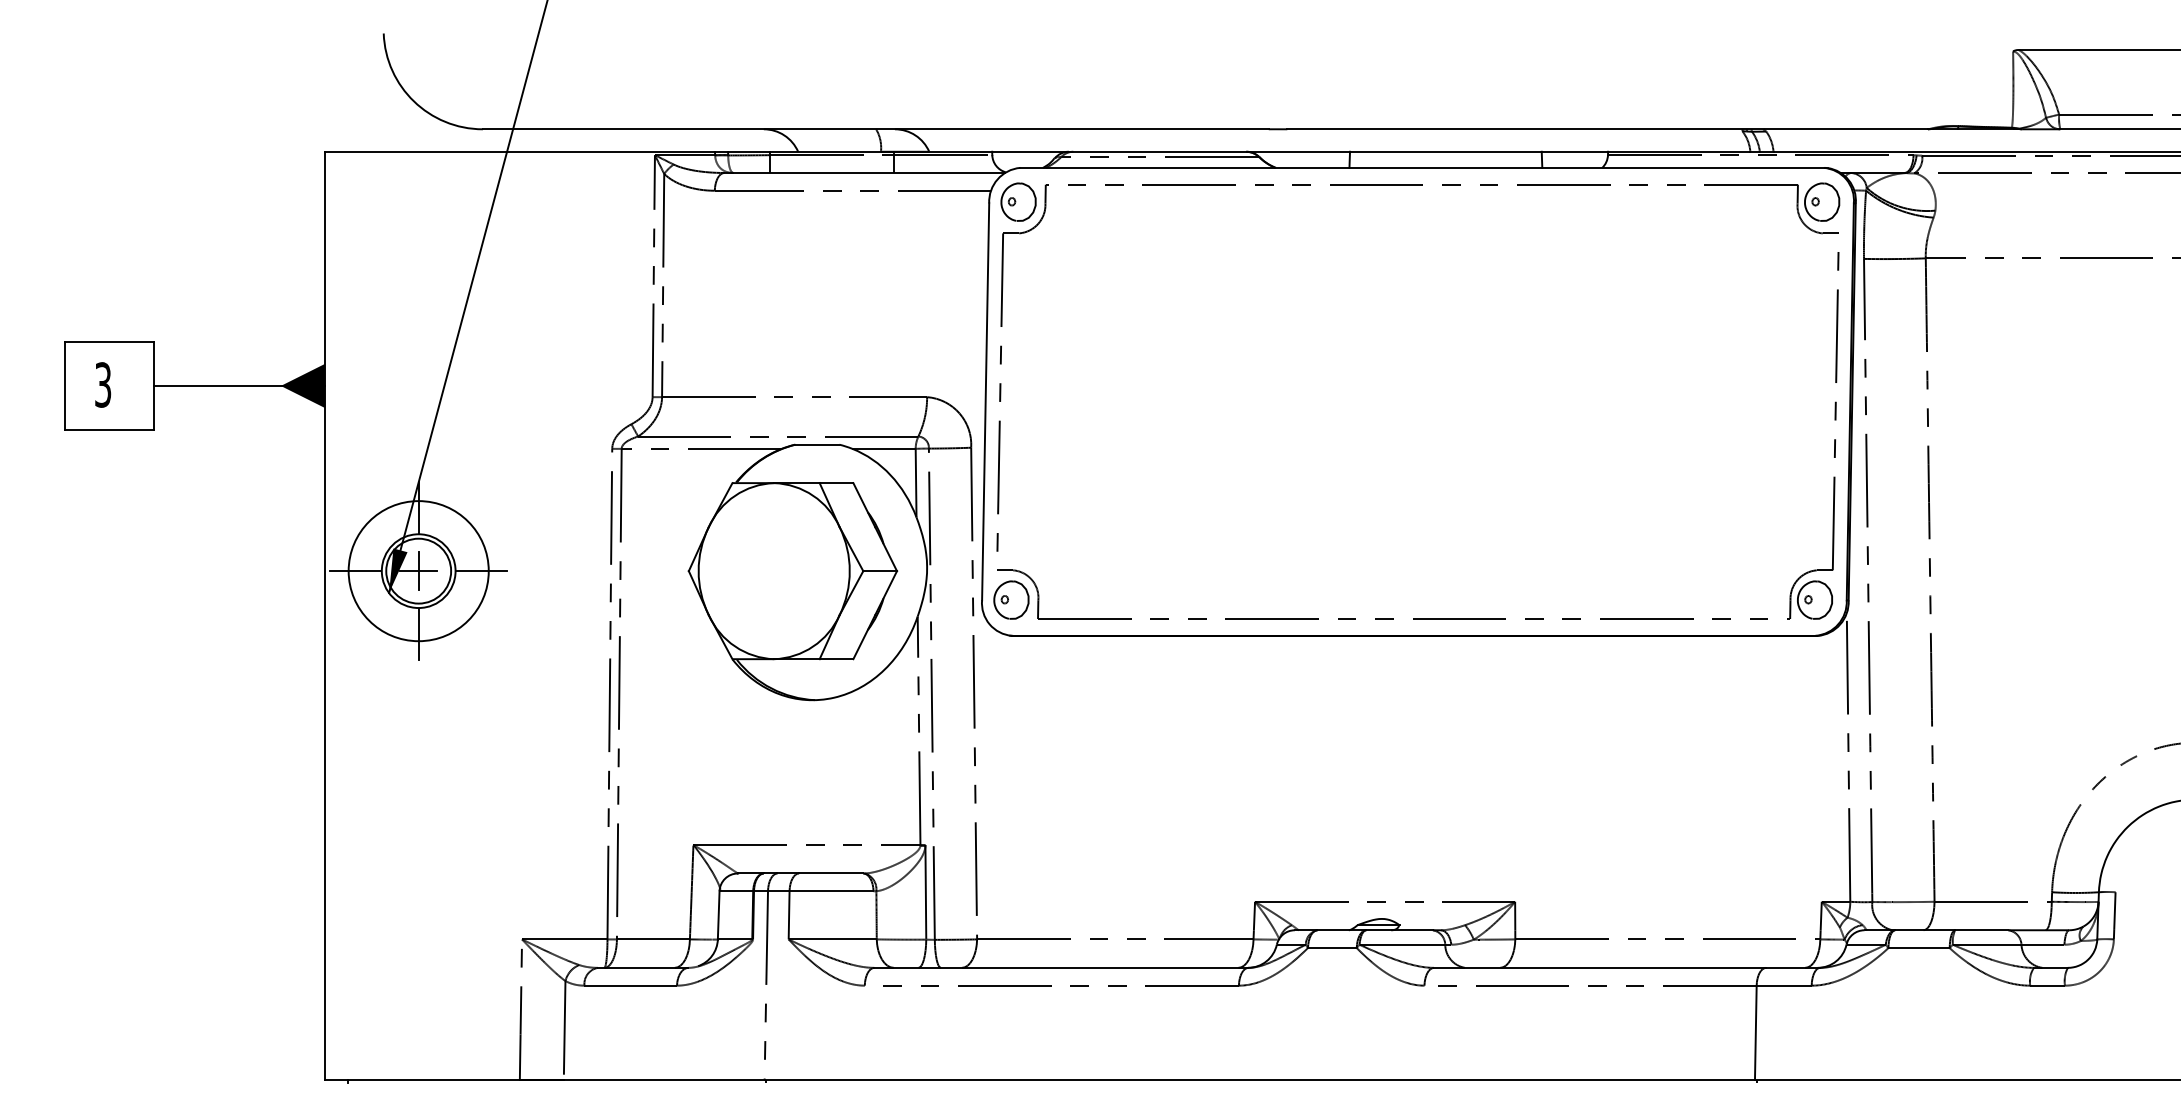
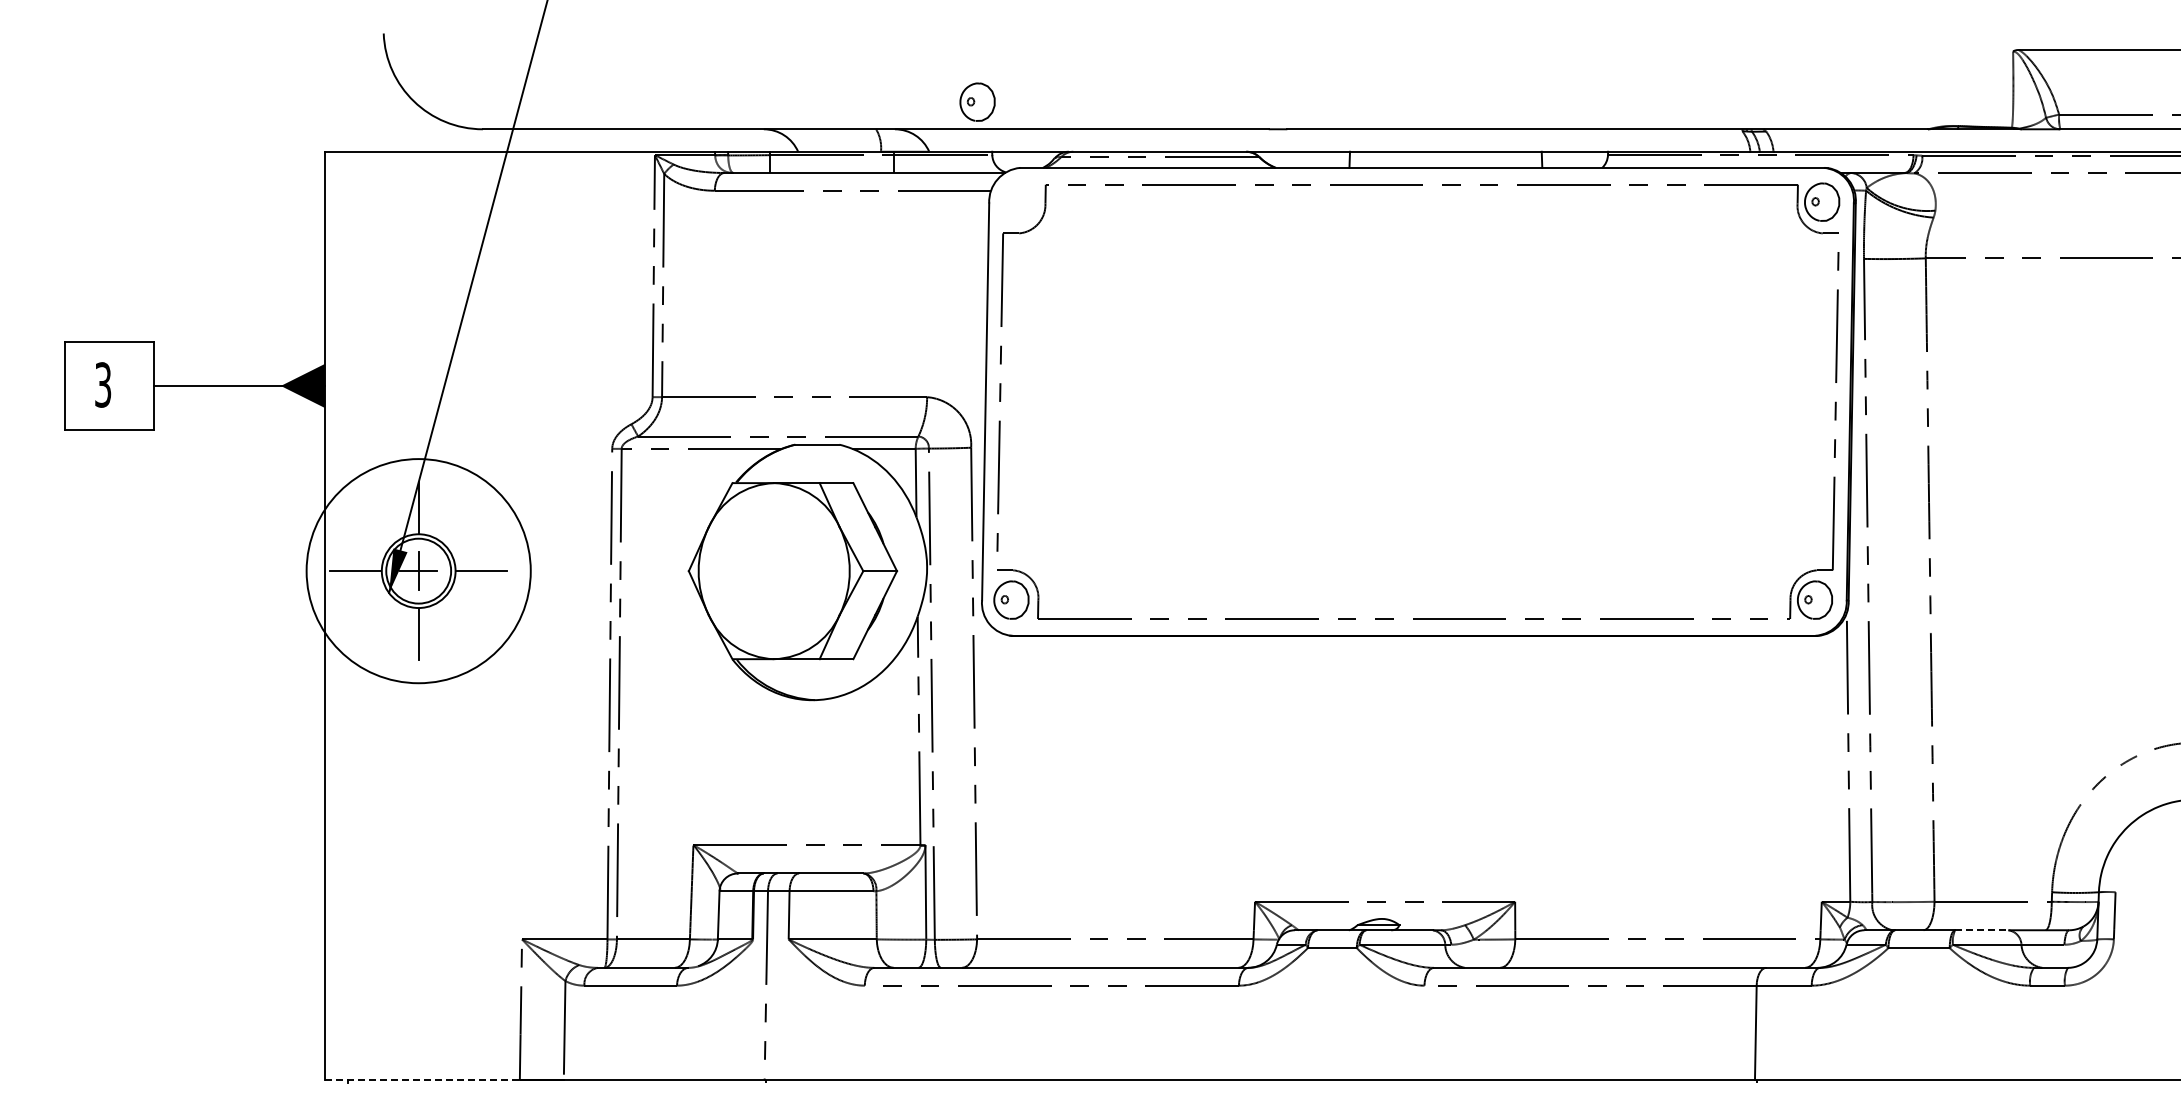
part position: (1018, 201) -> (977, 101) (977, 101)
circle diameter: 140 px -> 224 px (418, 571)
line: solid -> dashed (1981, 930)
line: solid -> dashed (422, 1079)
